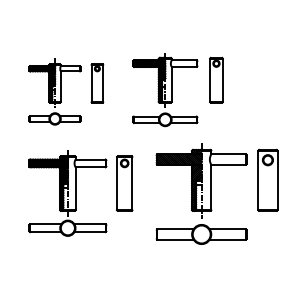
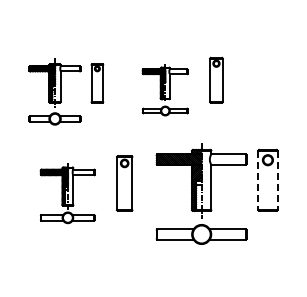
part size: 67x75 px -> 48x53 px (164, 90)
line: solid -> dashed (258, 180)
line: solid -> dashed (277, 180)
part size: 80x87 px -> 57x62 px (67, 193)
